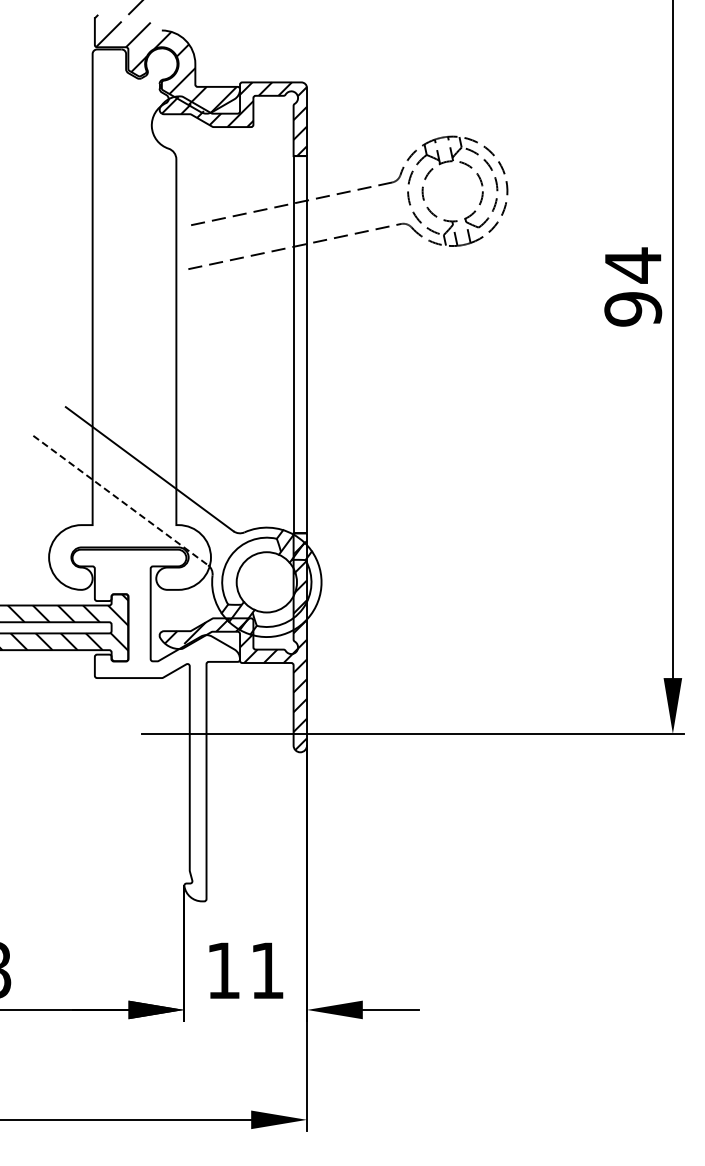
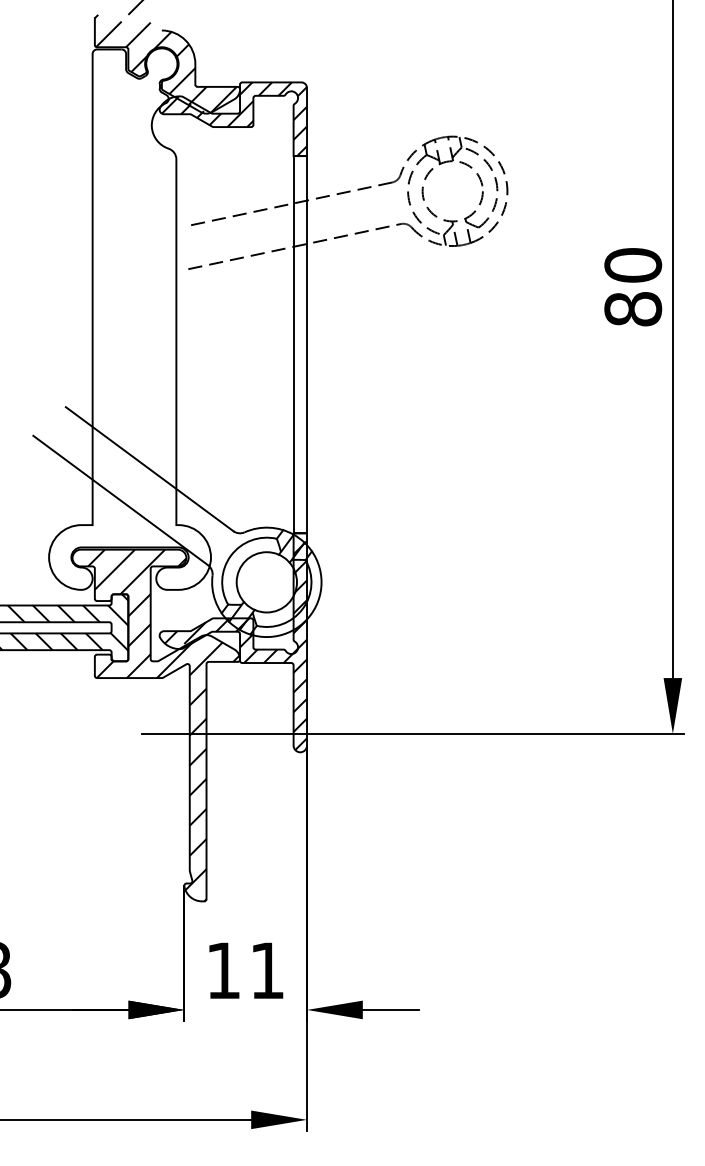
text: 94 -> 80 (633, 286)
line: dashed -> solid (120, 500)
hatch: none -> present (163, 725)
